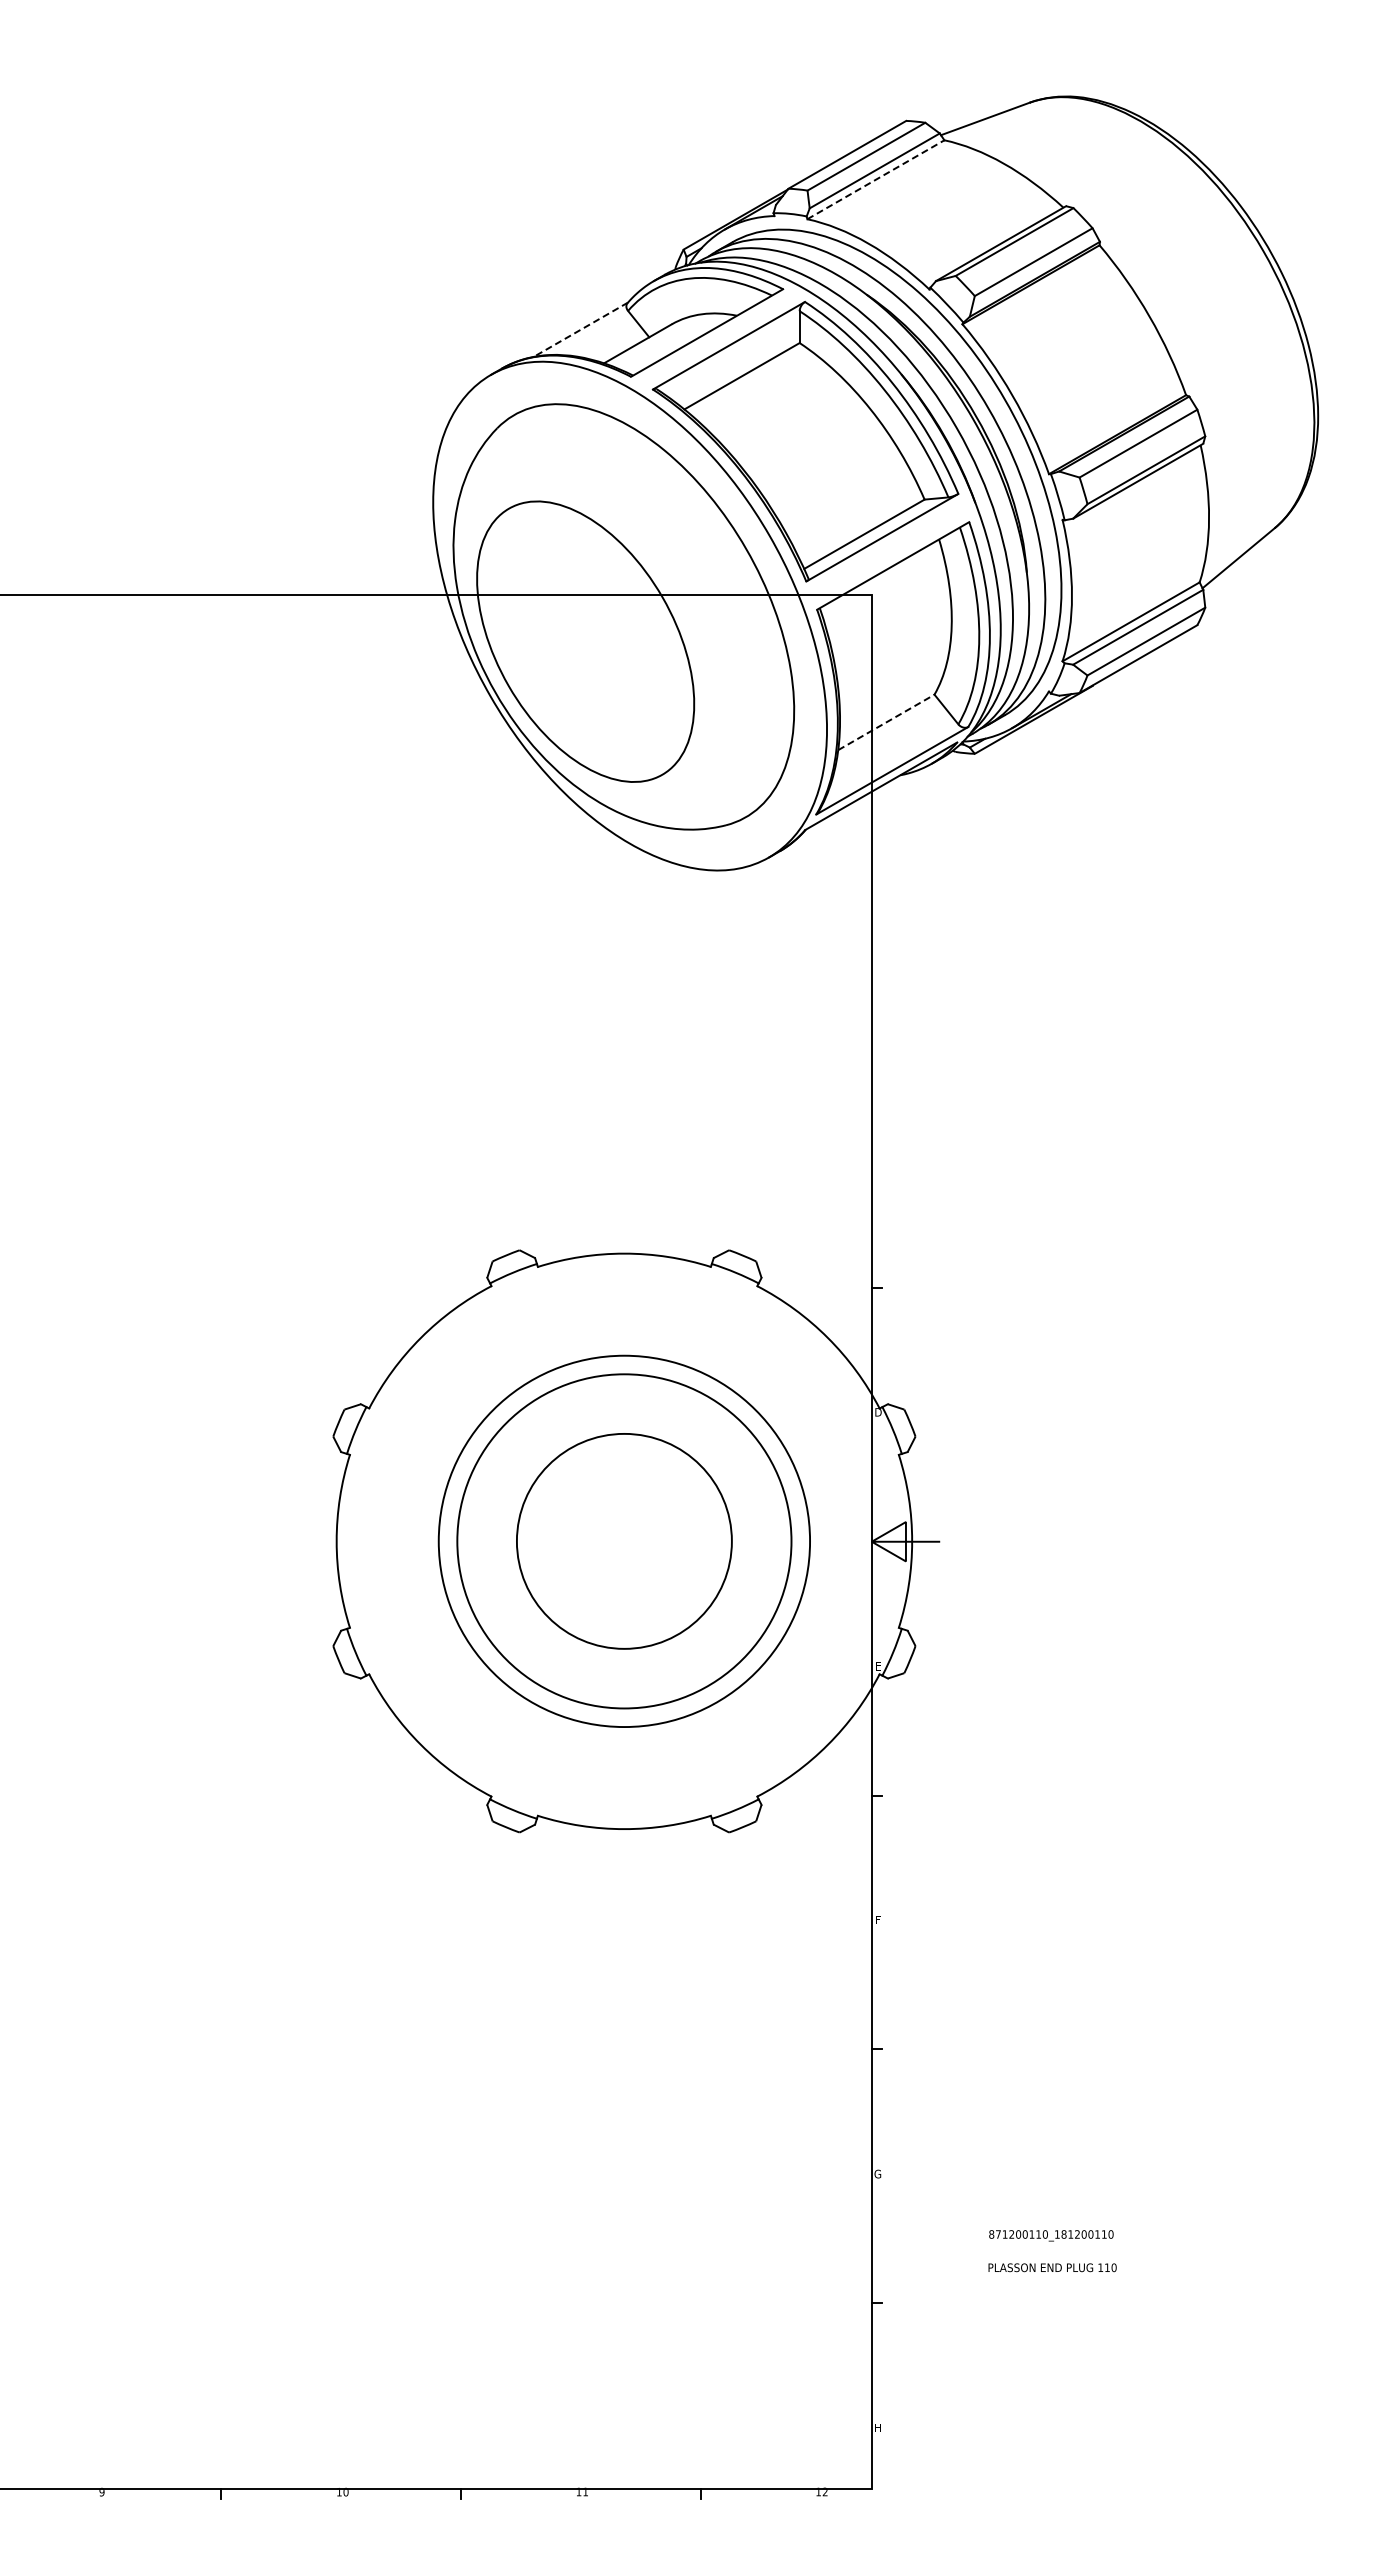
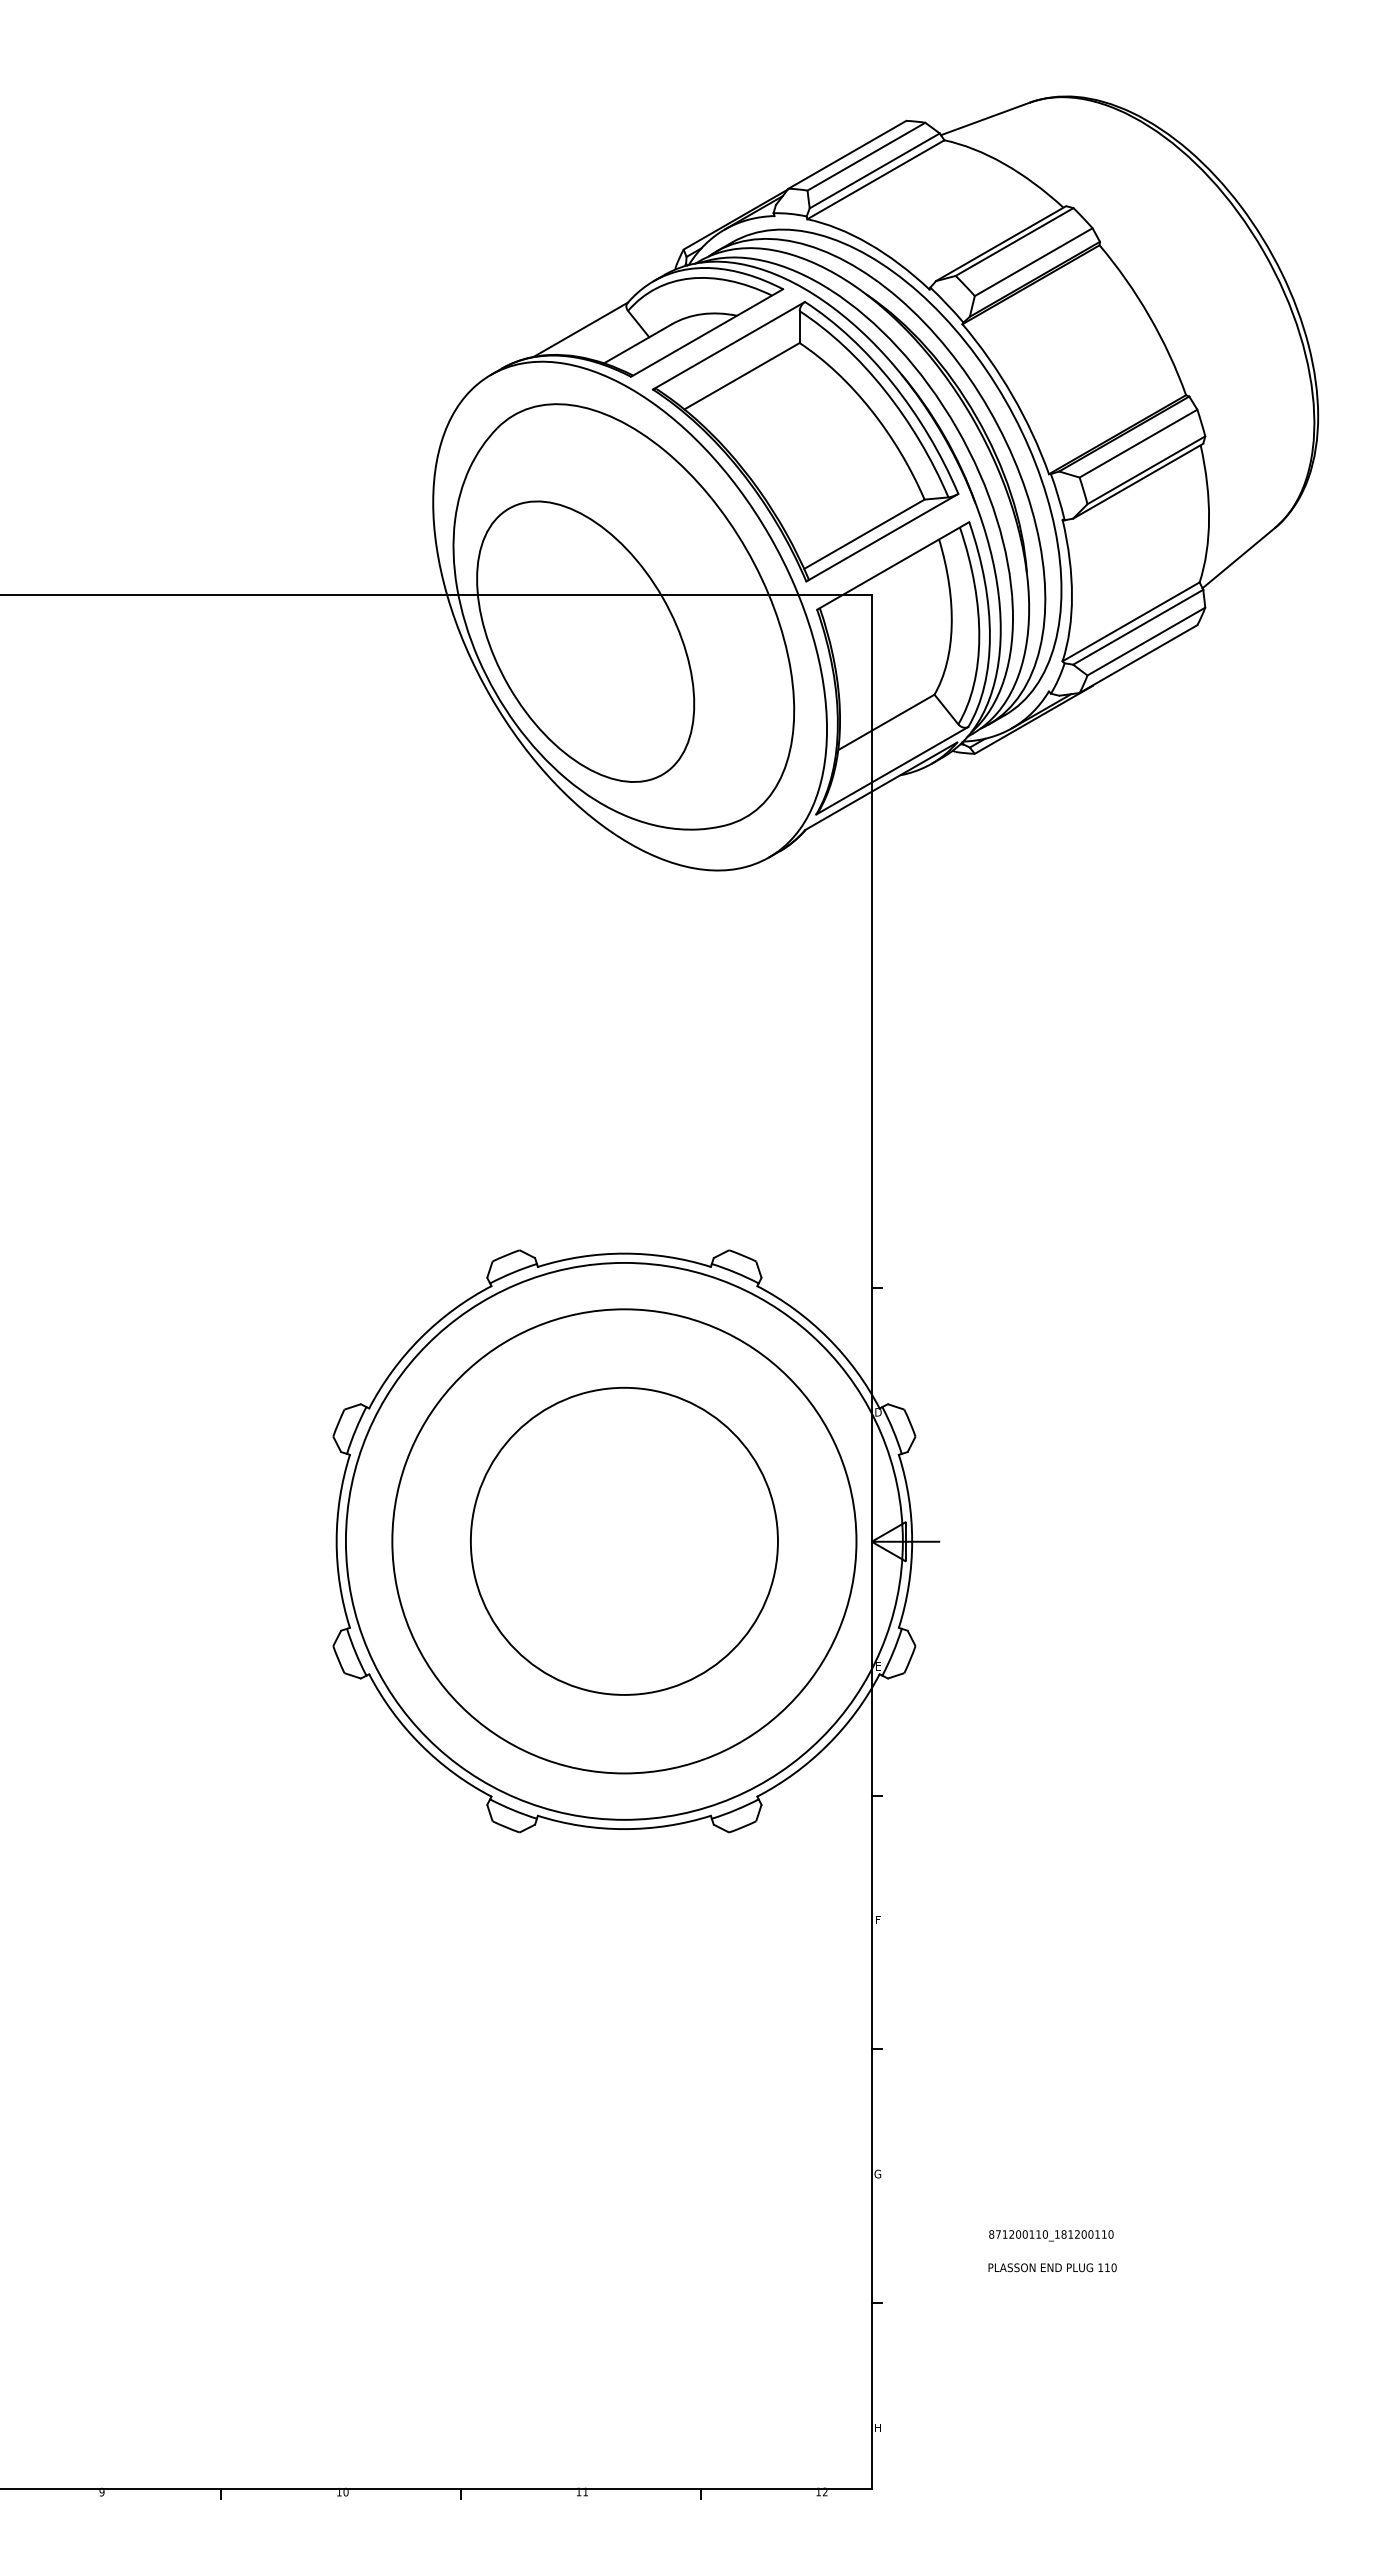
line: dashed -> solid (876, 179)
line: dashed -> solid (580, 329)
line: dashed -> solid (886, 722)
circle diameter: 215 px -> 307 px (623, 1540)
circle diameter: 334 px -> 557 px (623, 1540)
circle diameter: 371 px -> 464 px (624, 1541)
